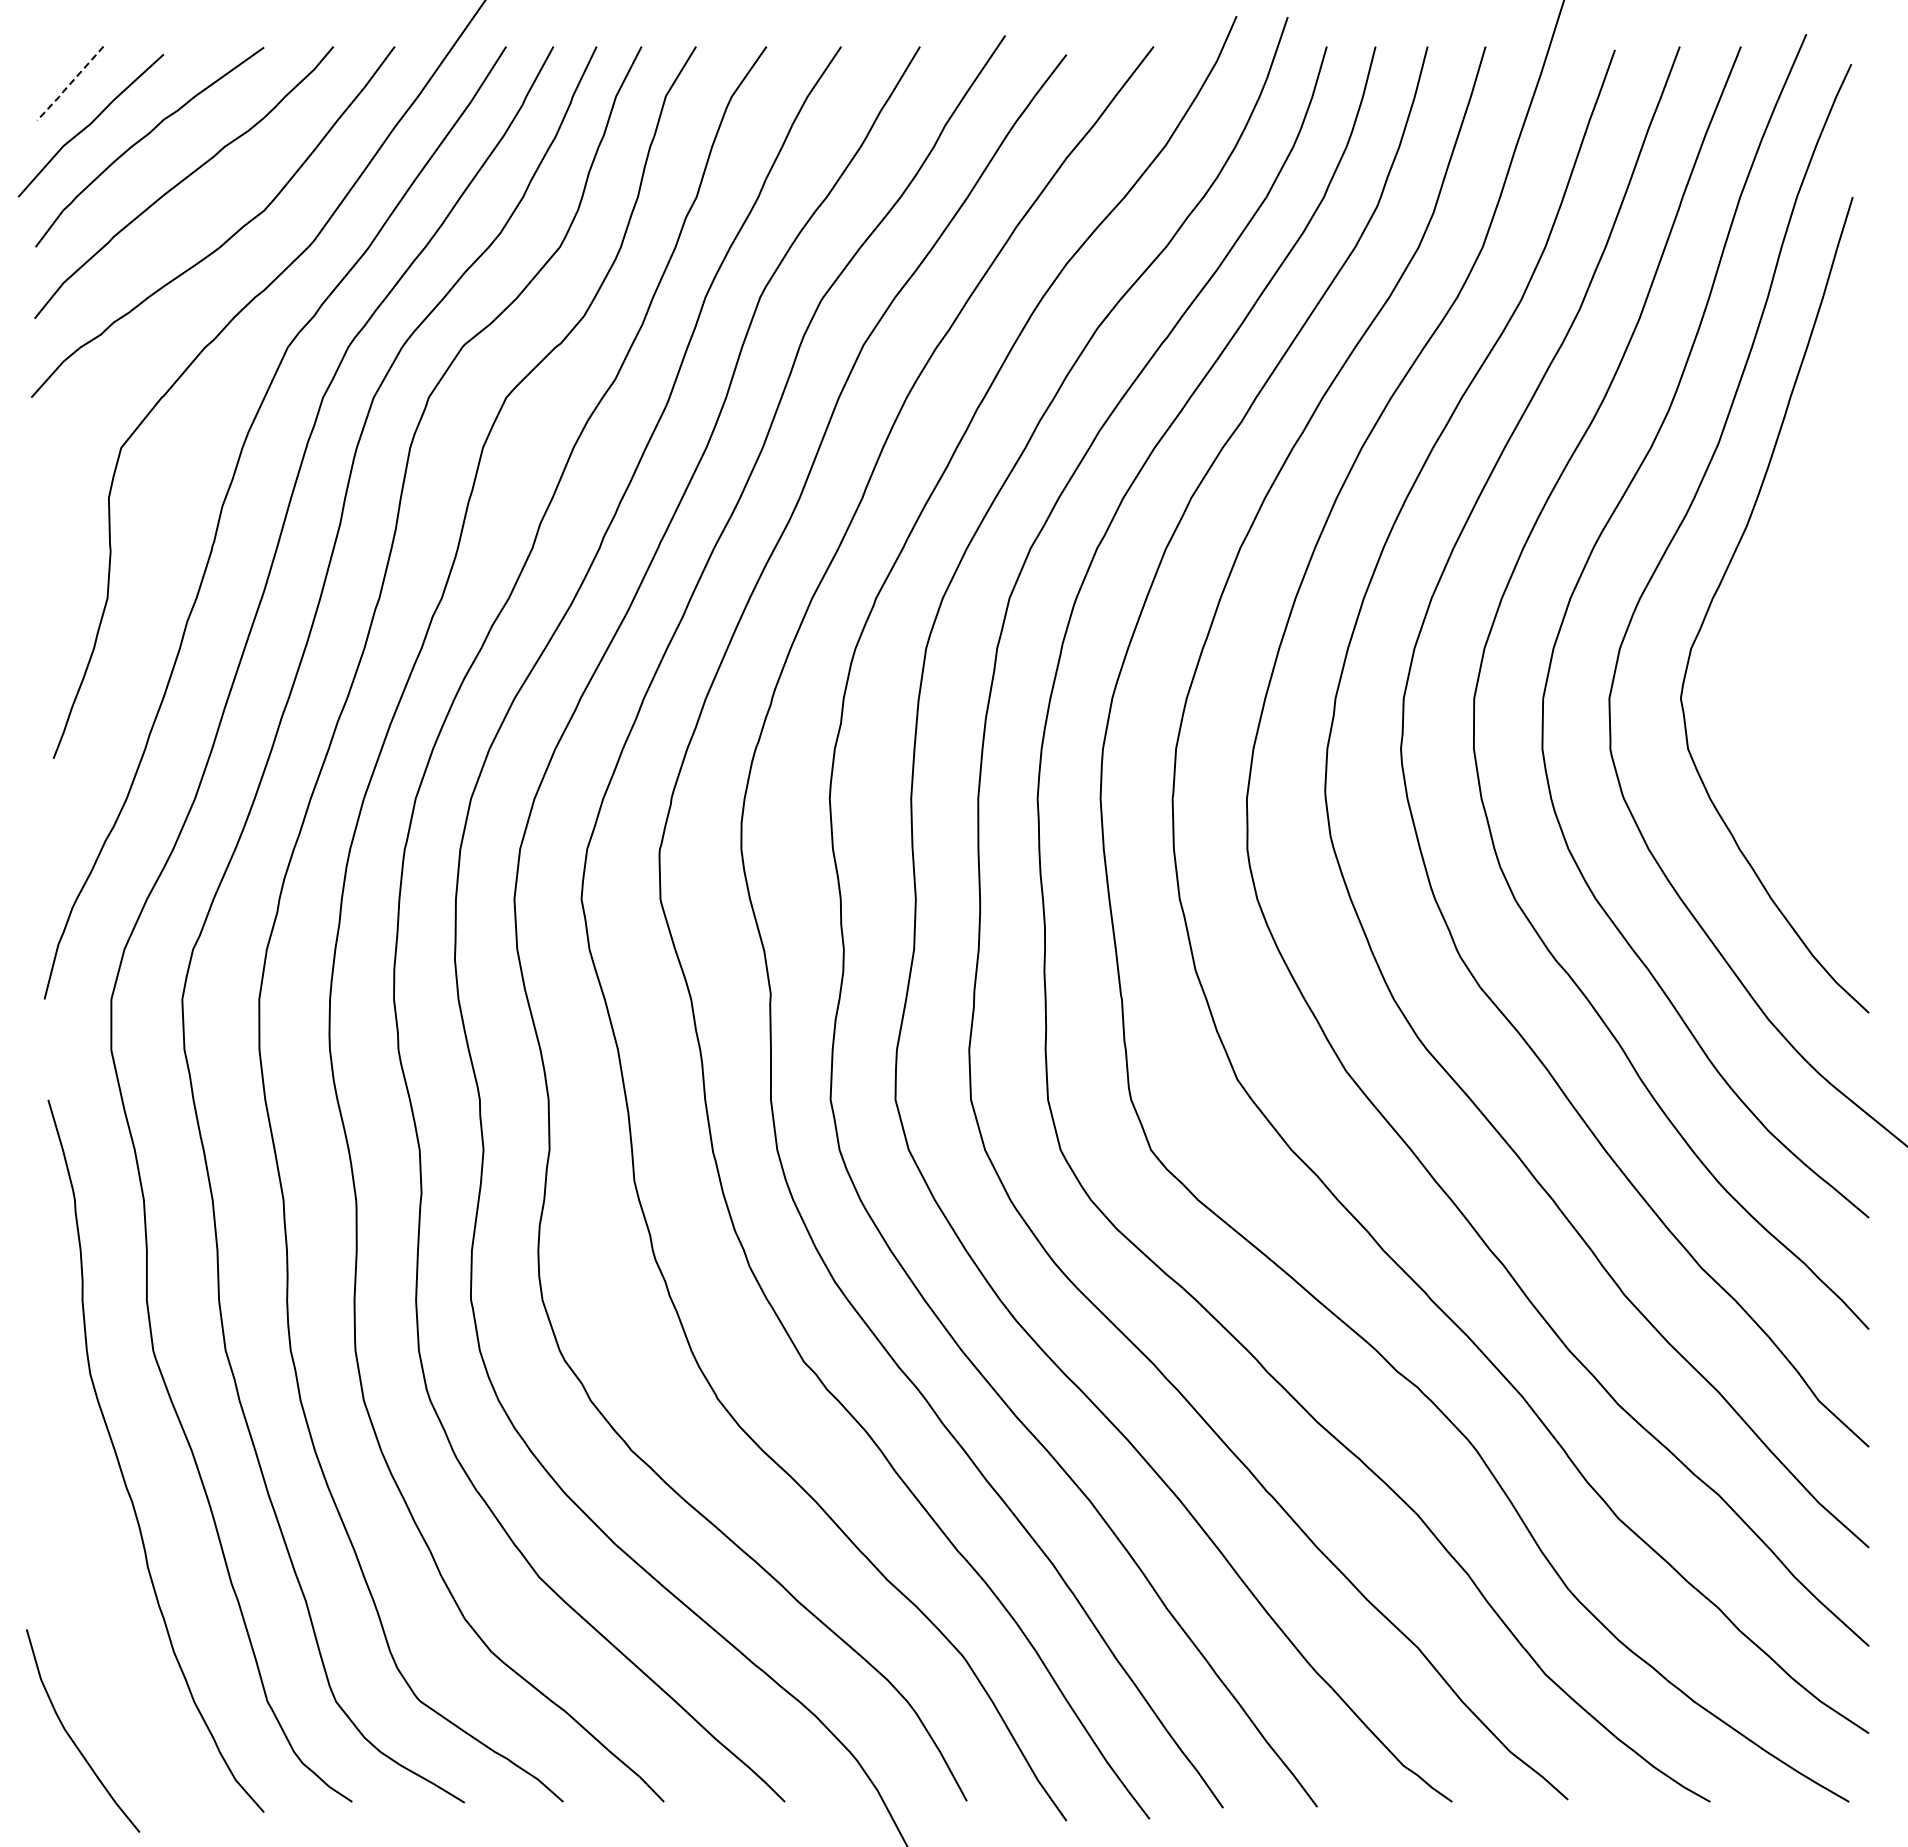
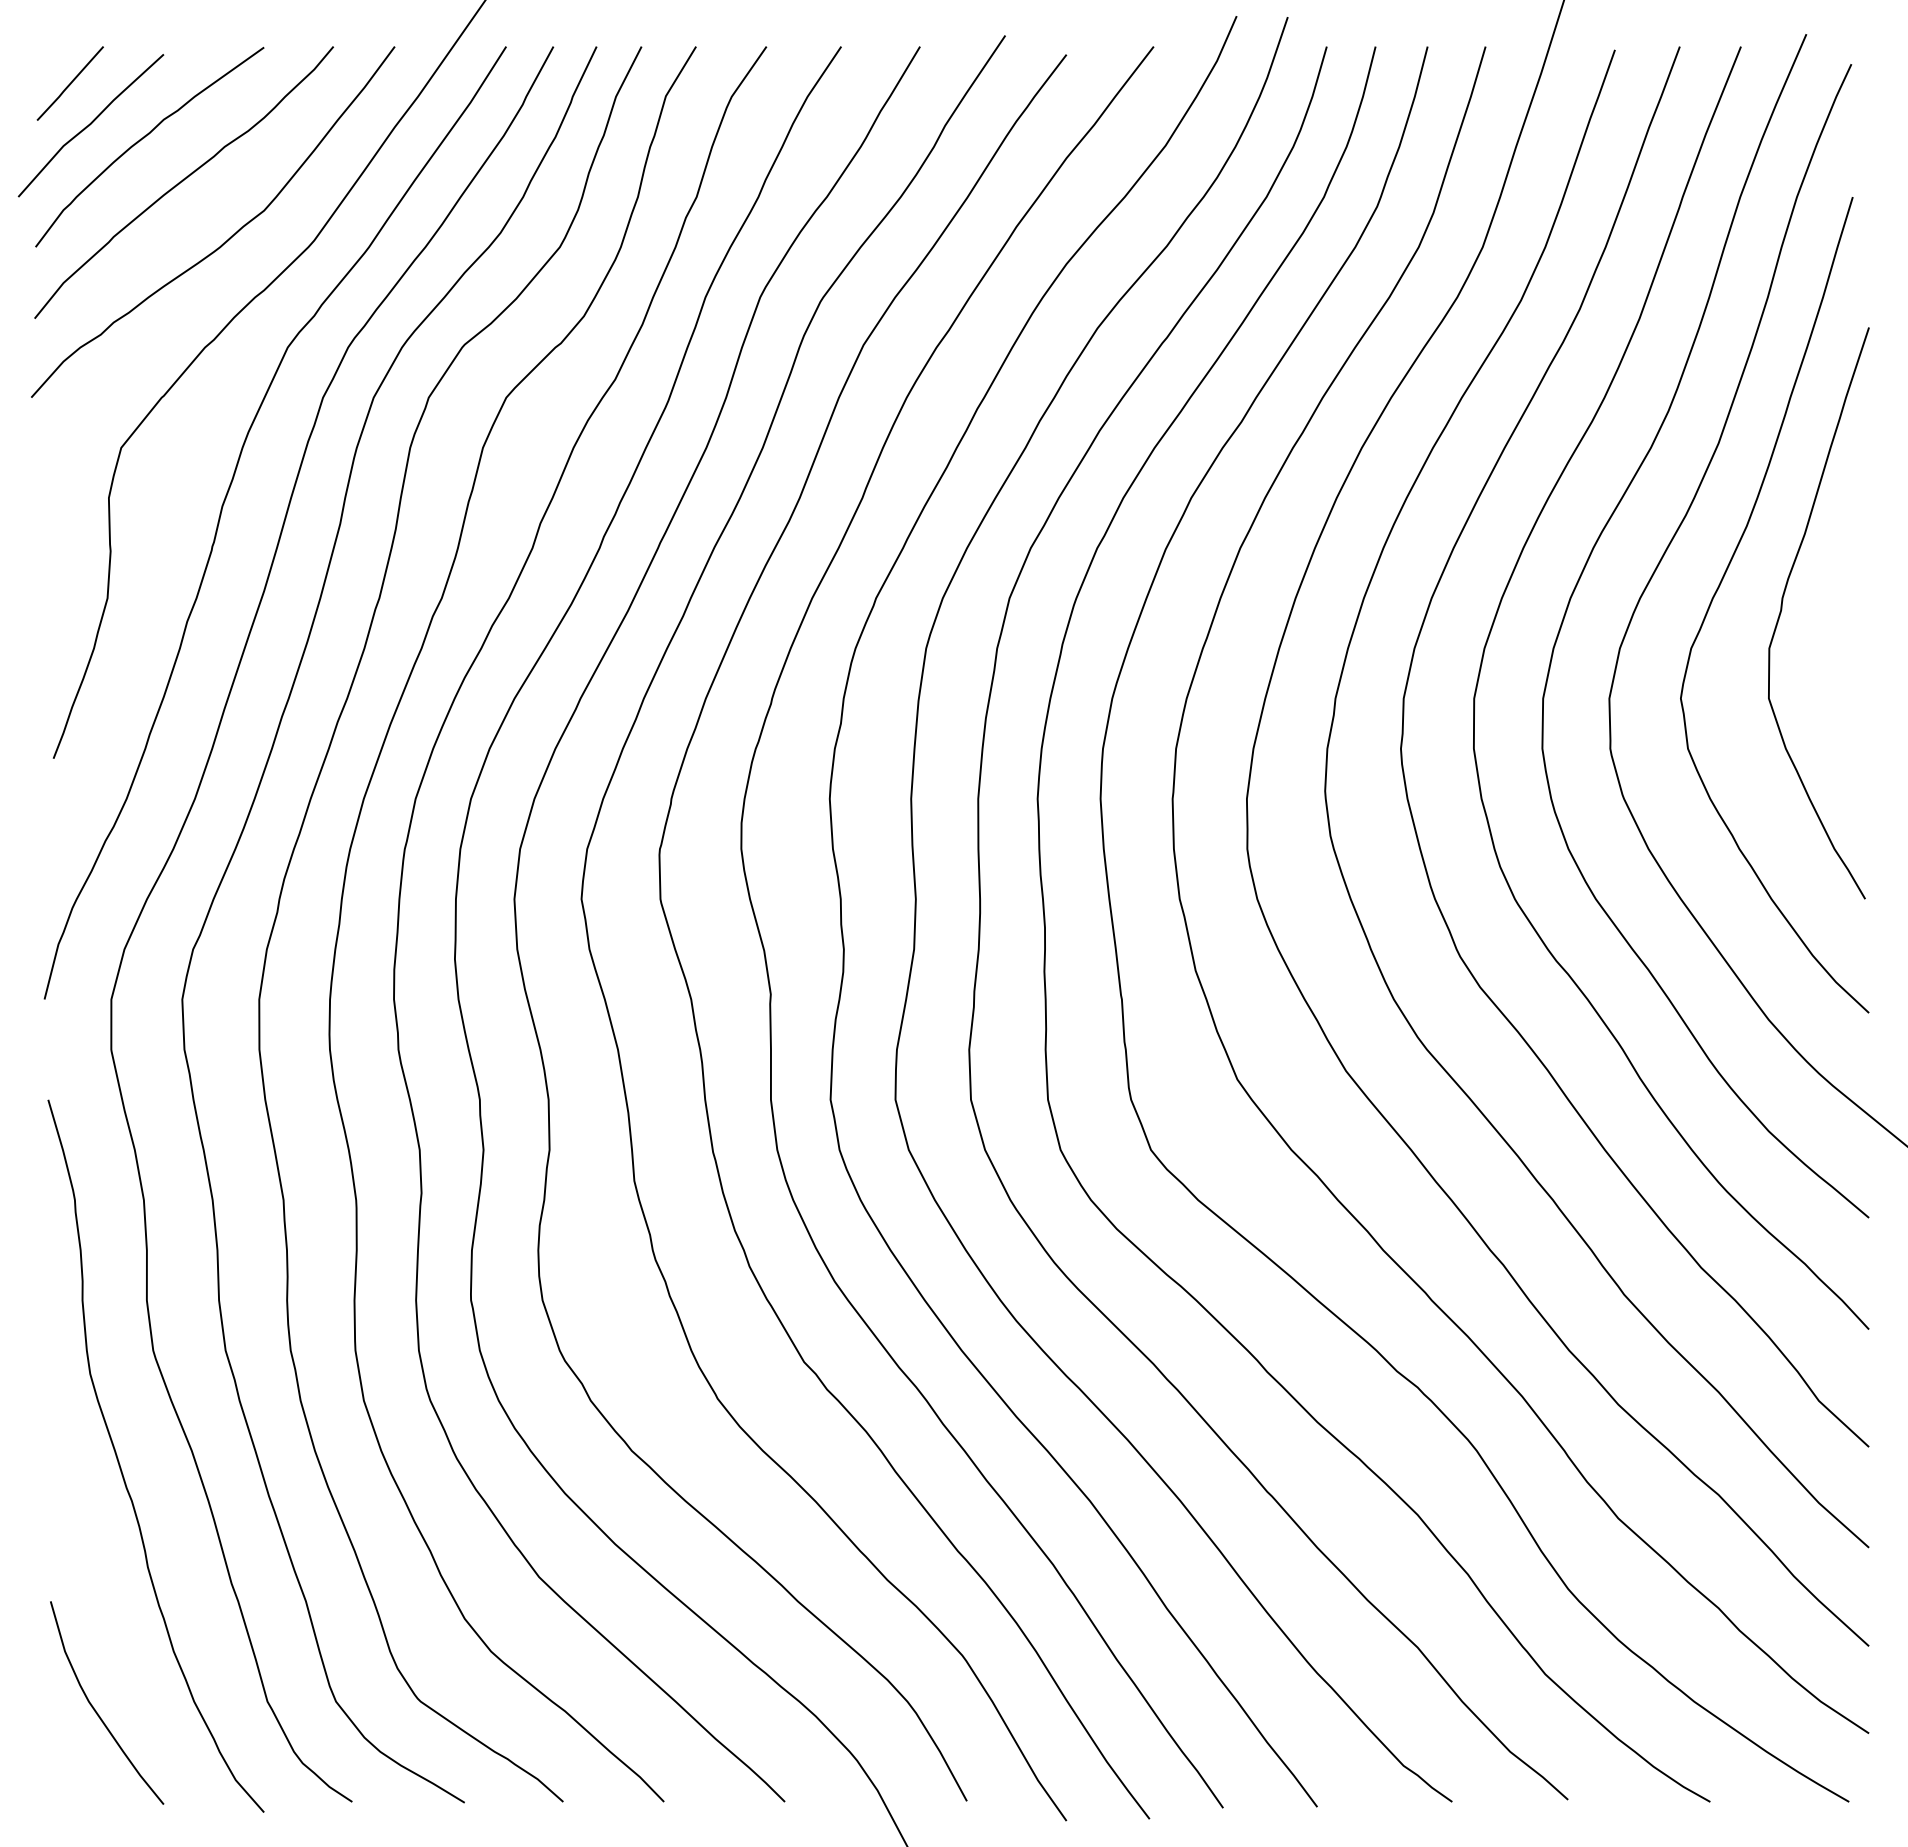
line: dashed -> solid (69, 84)
curve: none -> present (1782, 609)
curve position: (72, 1738) -> (96, 1710) (96, 1710)
